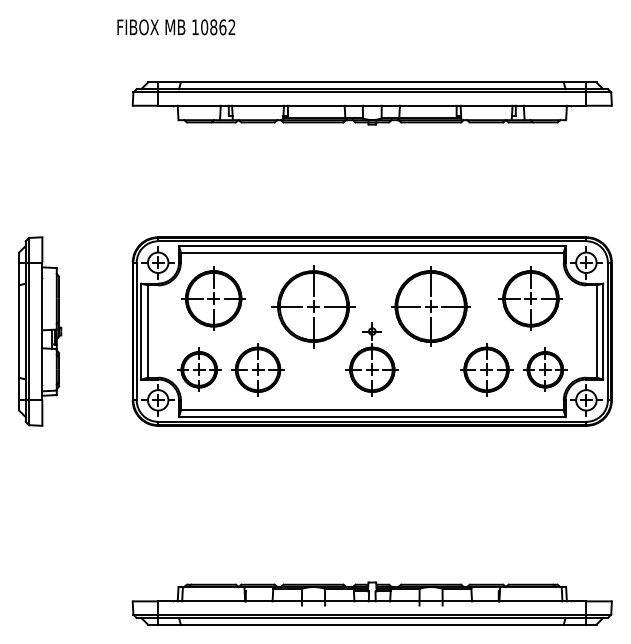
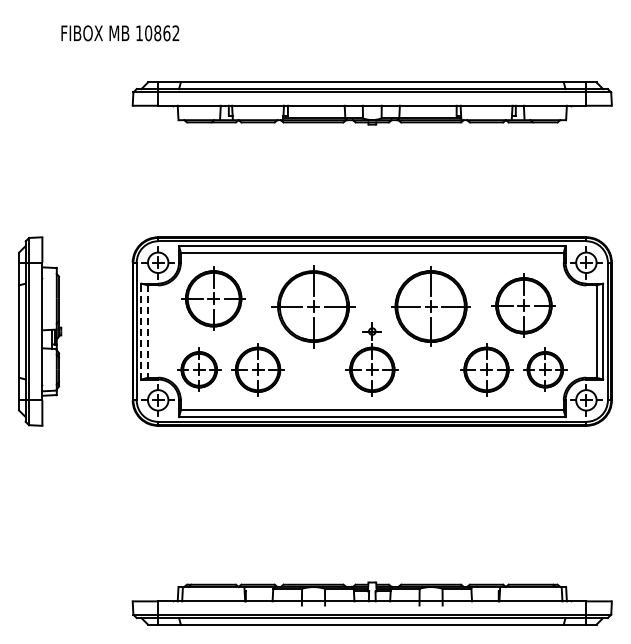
text position: (176, 27) -> (120, 33) (120, 33)
part position: (530, 298) -> (523, 305) (523, 305)
line: solid -> dashed (141, 331)
line: solid -> dashed (148, 332)
